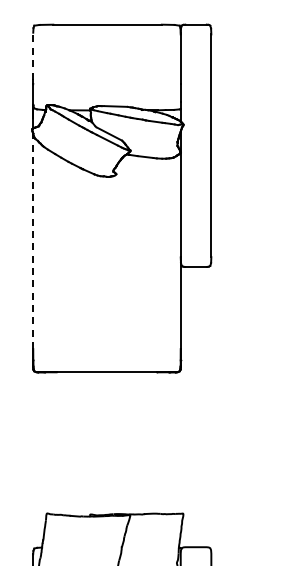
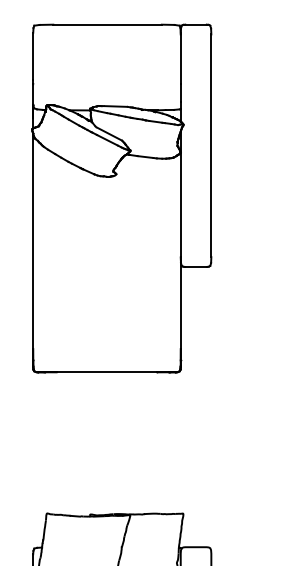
line: dashed -> solid (33, 55)
line: dashed -> solid (33, 241)
